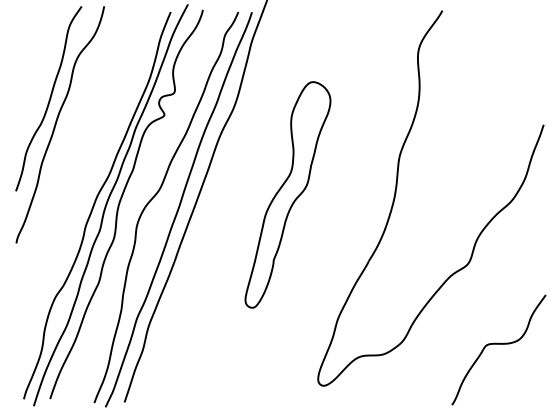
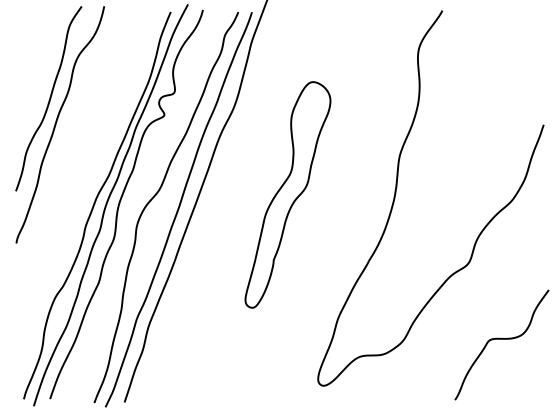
curve position: (498, 344) -> (501, 339) (501, 339)
